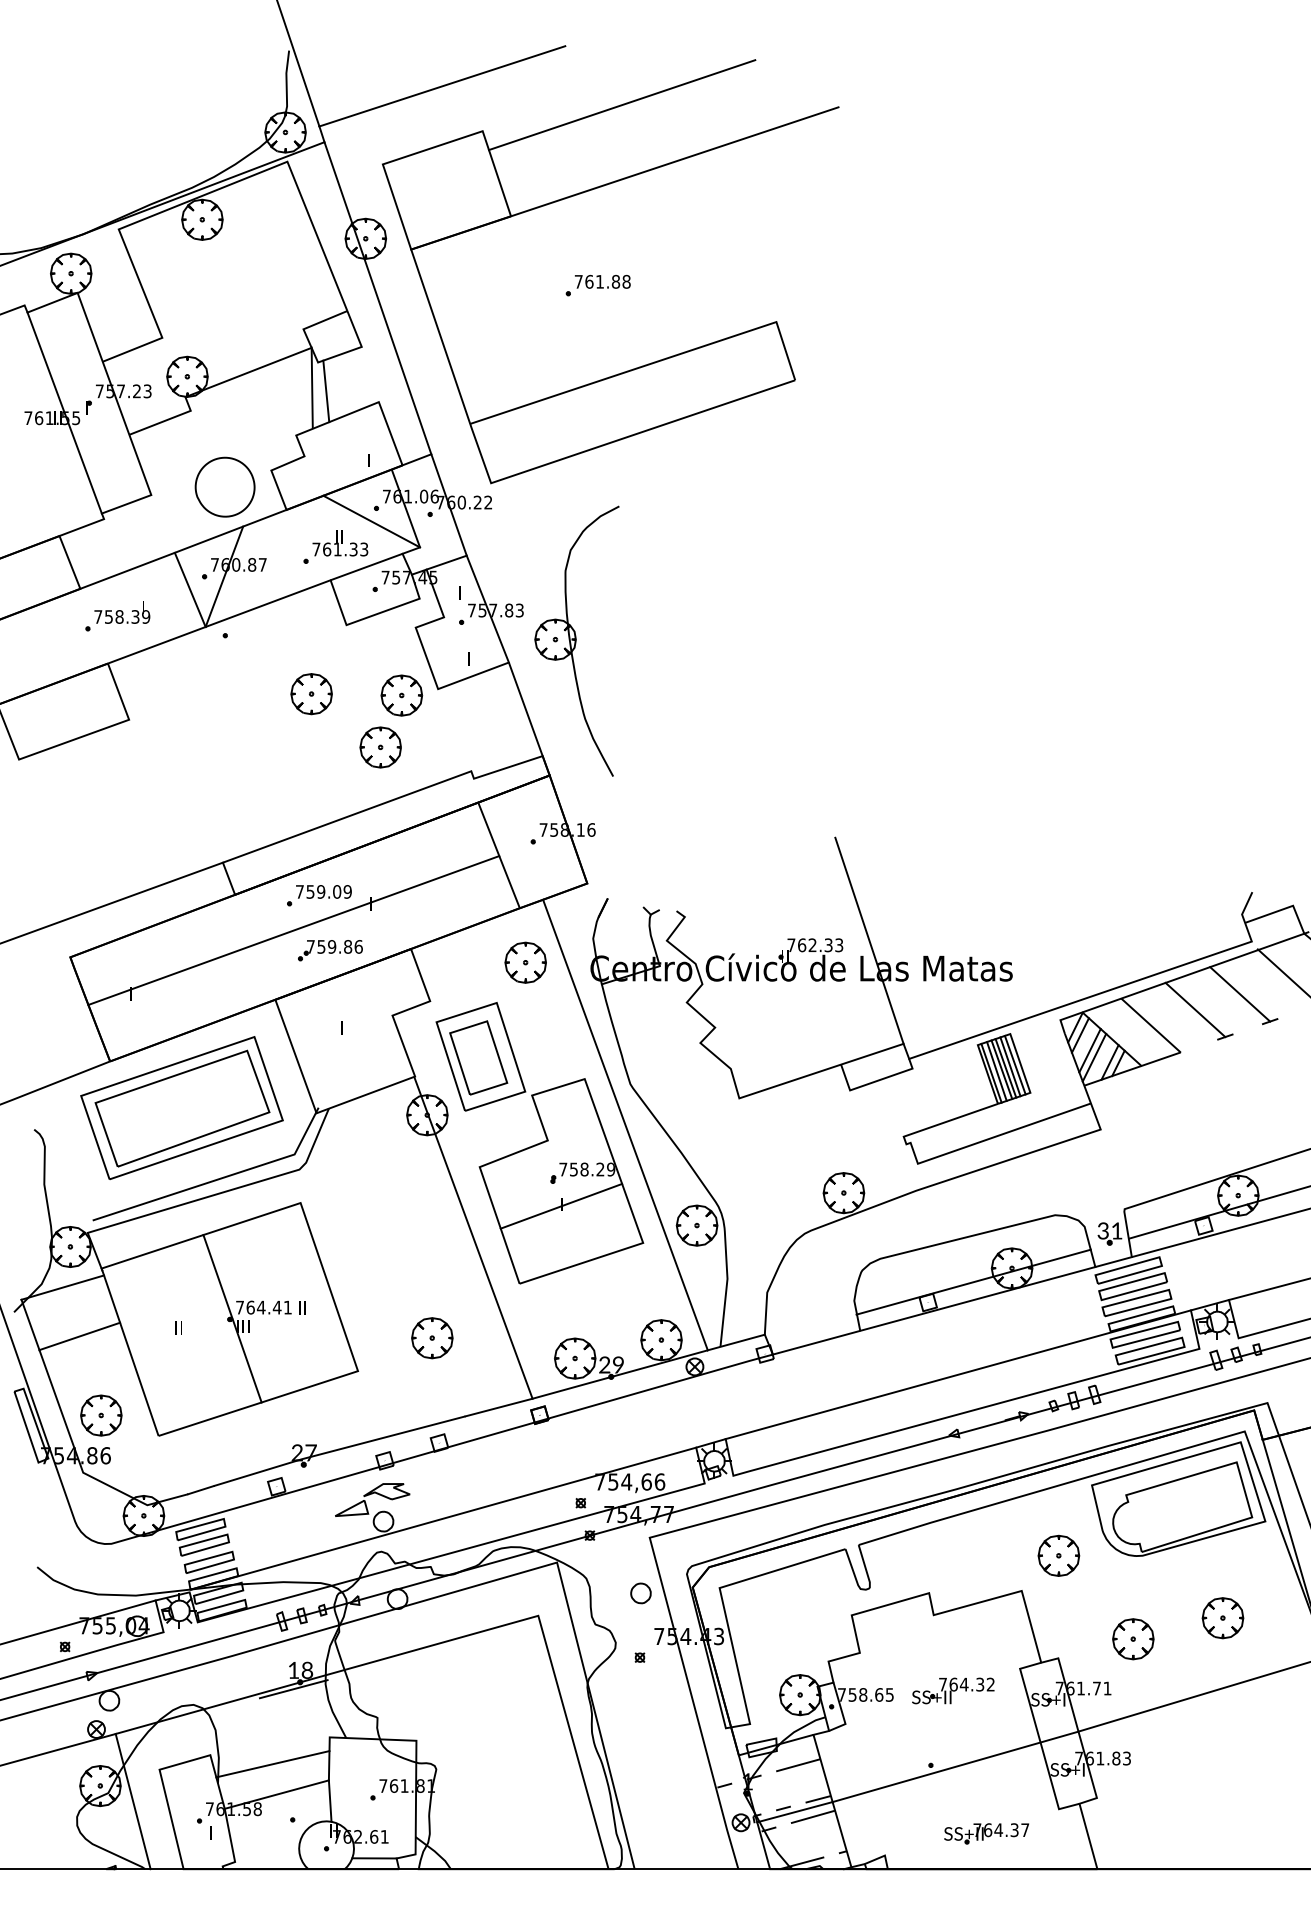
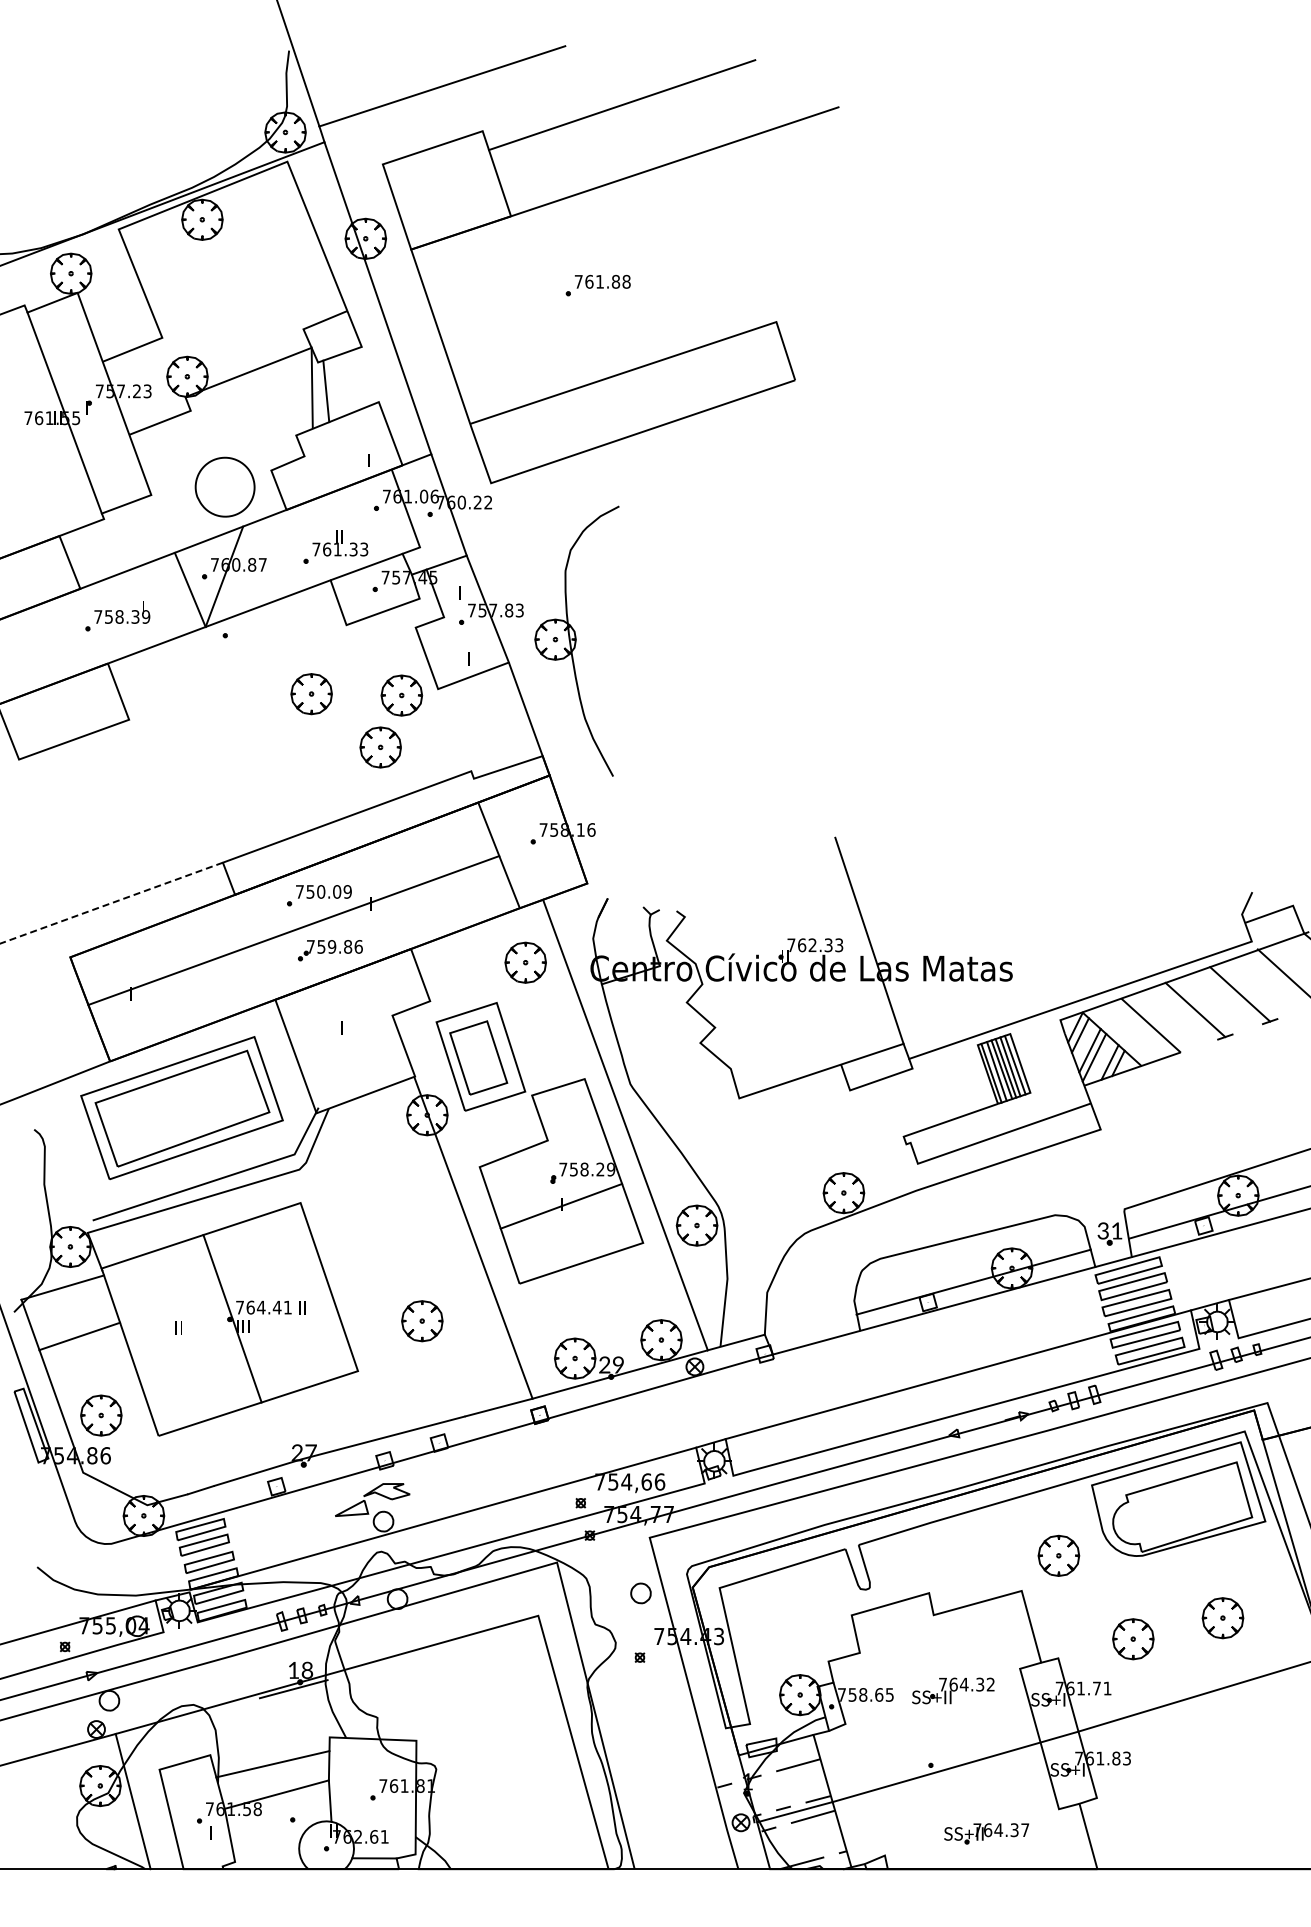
line: present -> none (371, 521)
text: 759.09 -> 750.09 (321, 891)
line: solid -> dashed (111, 903)
part position: (432, 1338) -> (422, 1321) (422, 1321)
